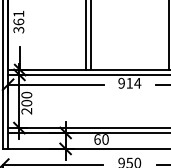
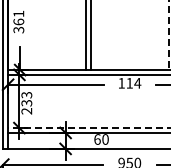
line: solid -> dashed (168, 35)
text: 914 -> 114 (121, 82)
text: 200 -> 233 (26, 98)
line: solid -> dashed (88, 128)
